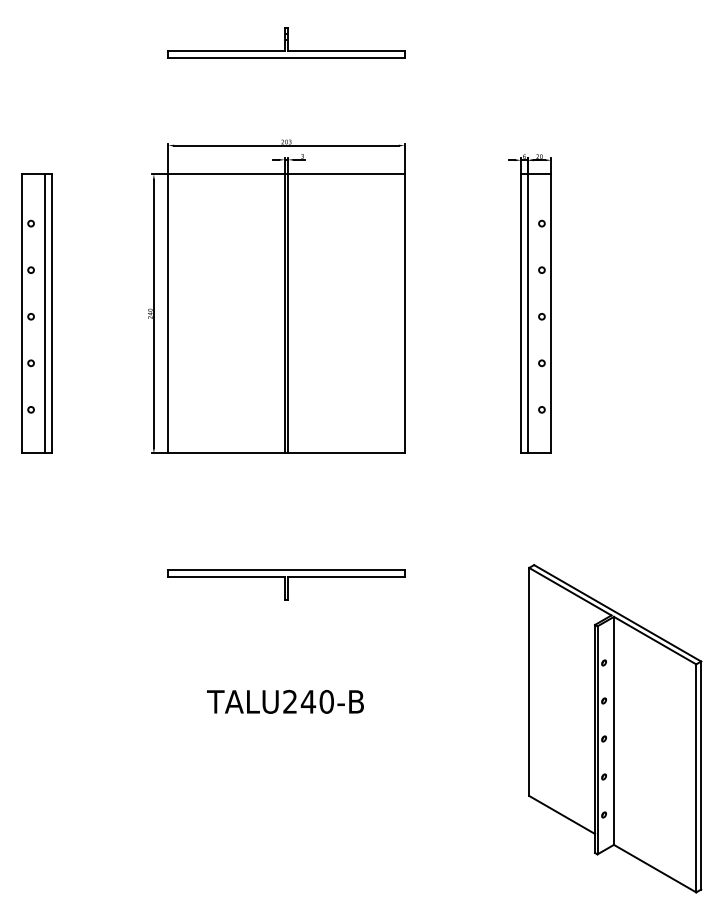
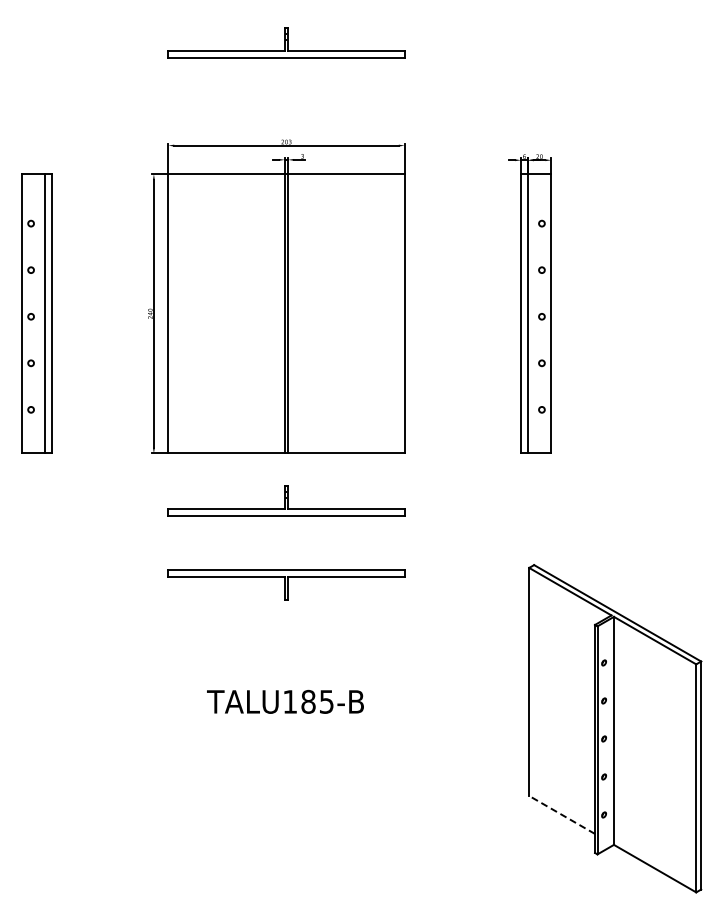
part: none -> present (286, 500)
text: TALU240-B -> TALU185-B (308, 701)
line: solid -> dashed (561, 814)
